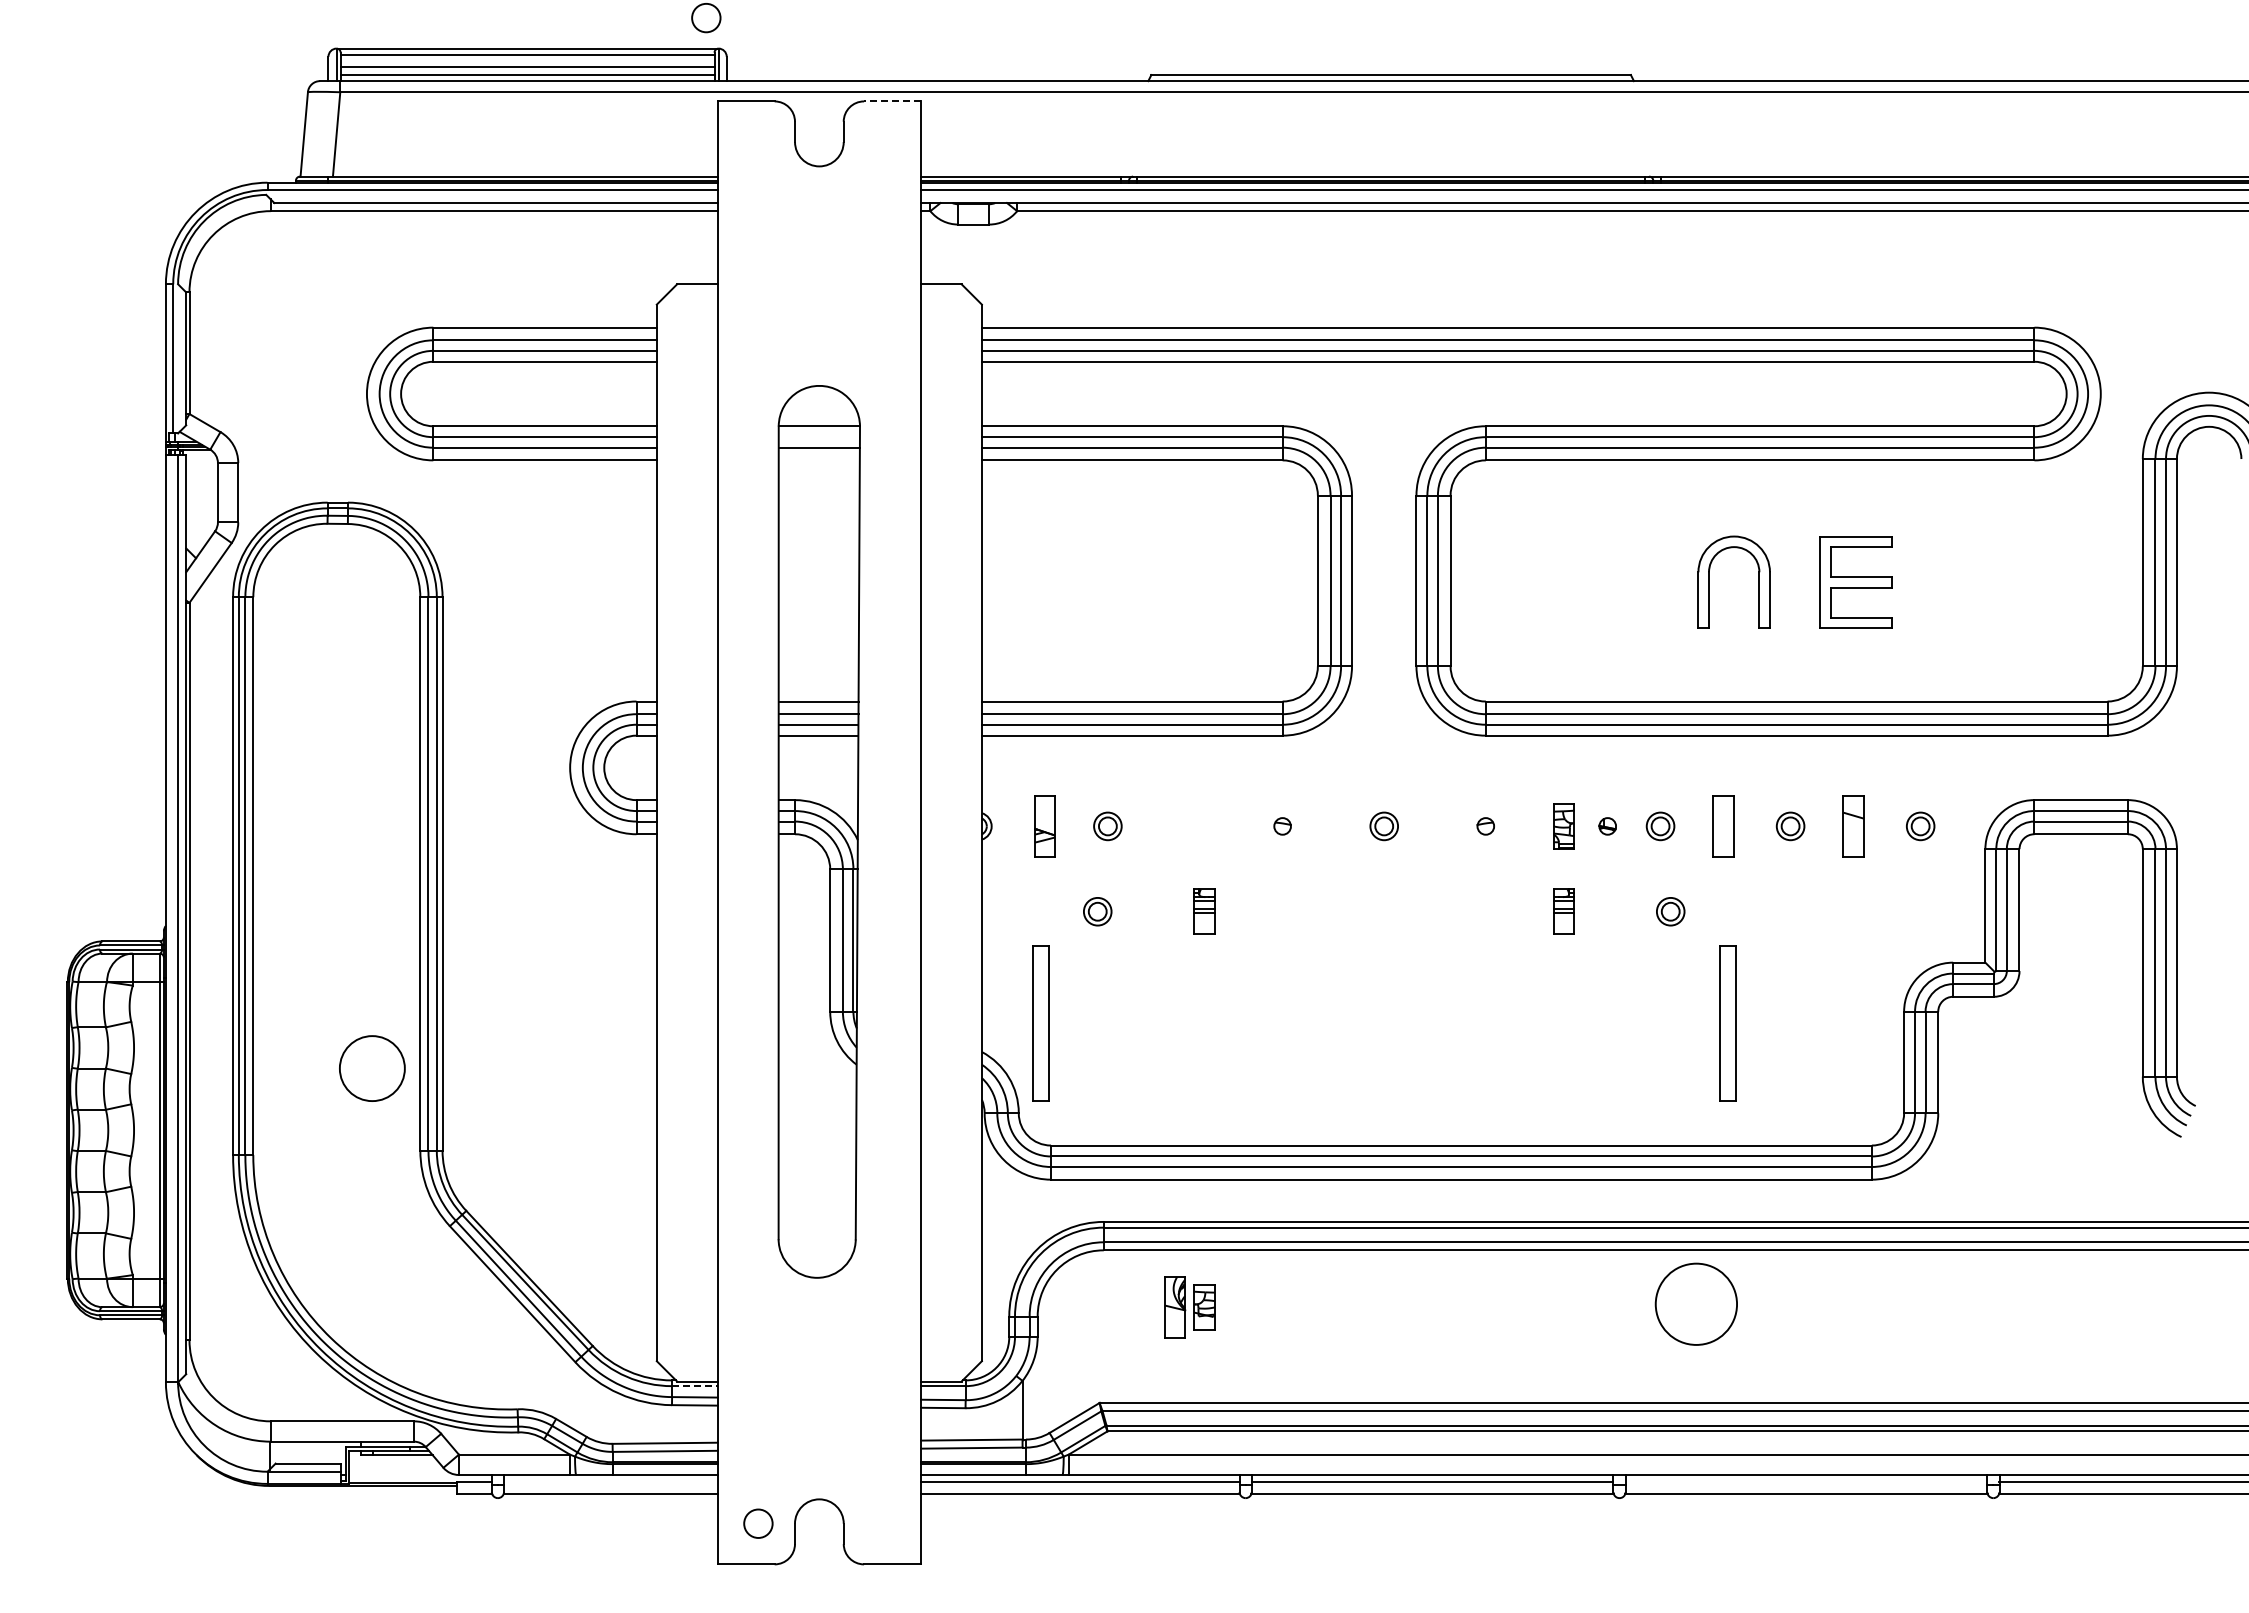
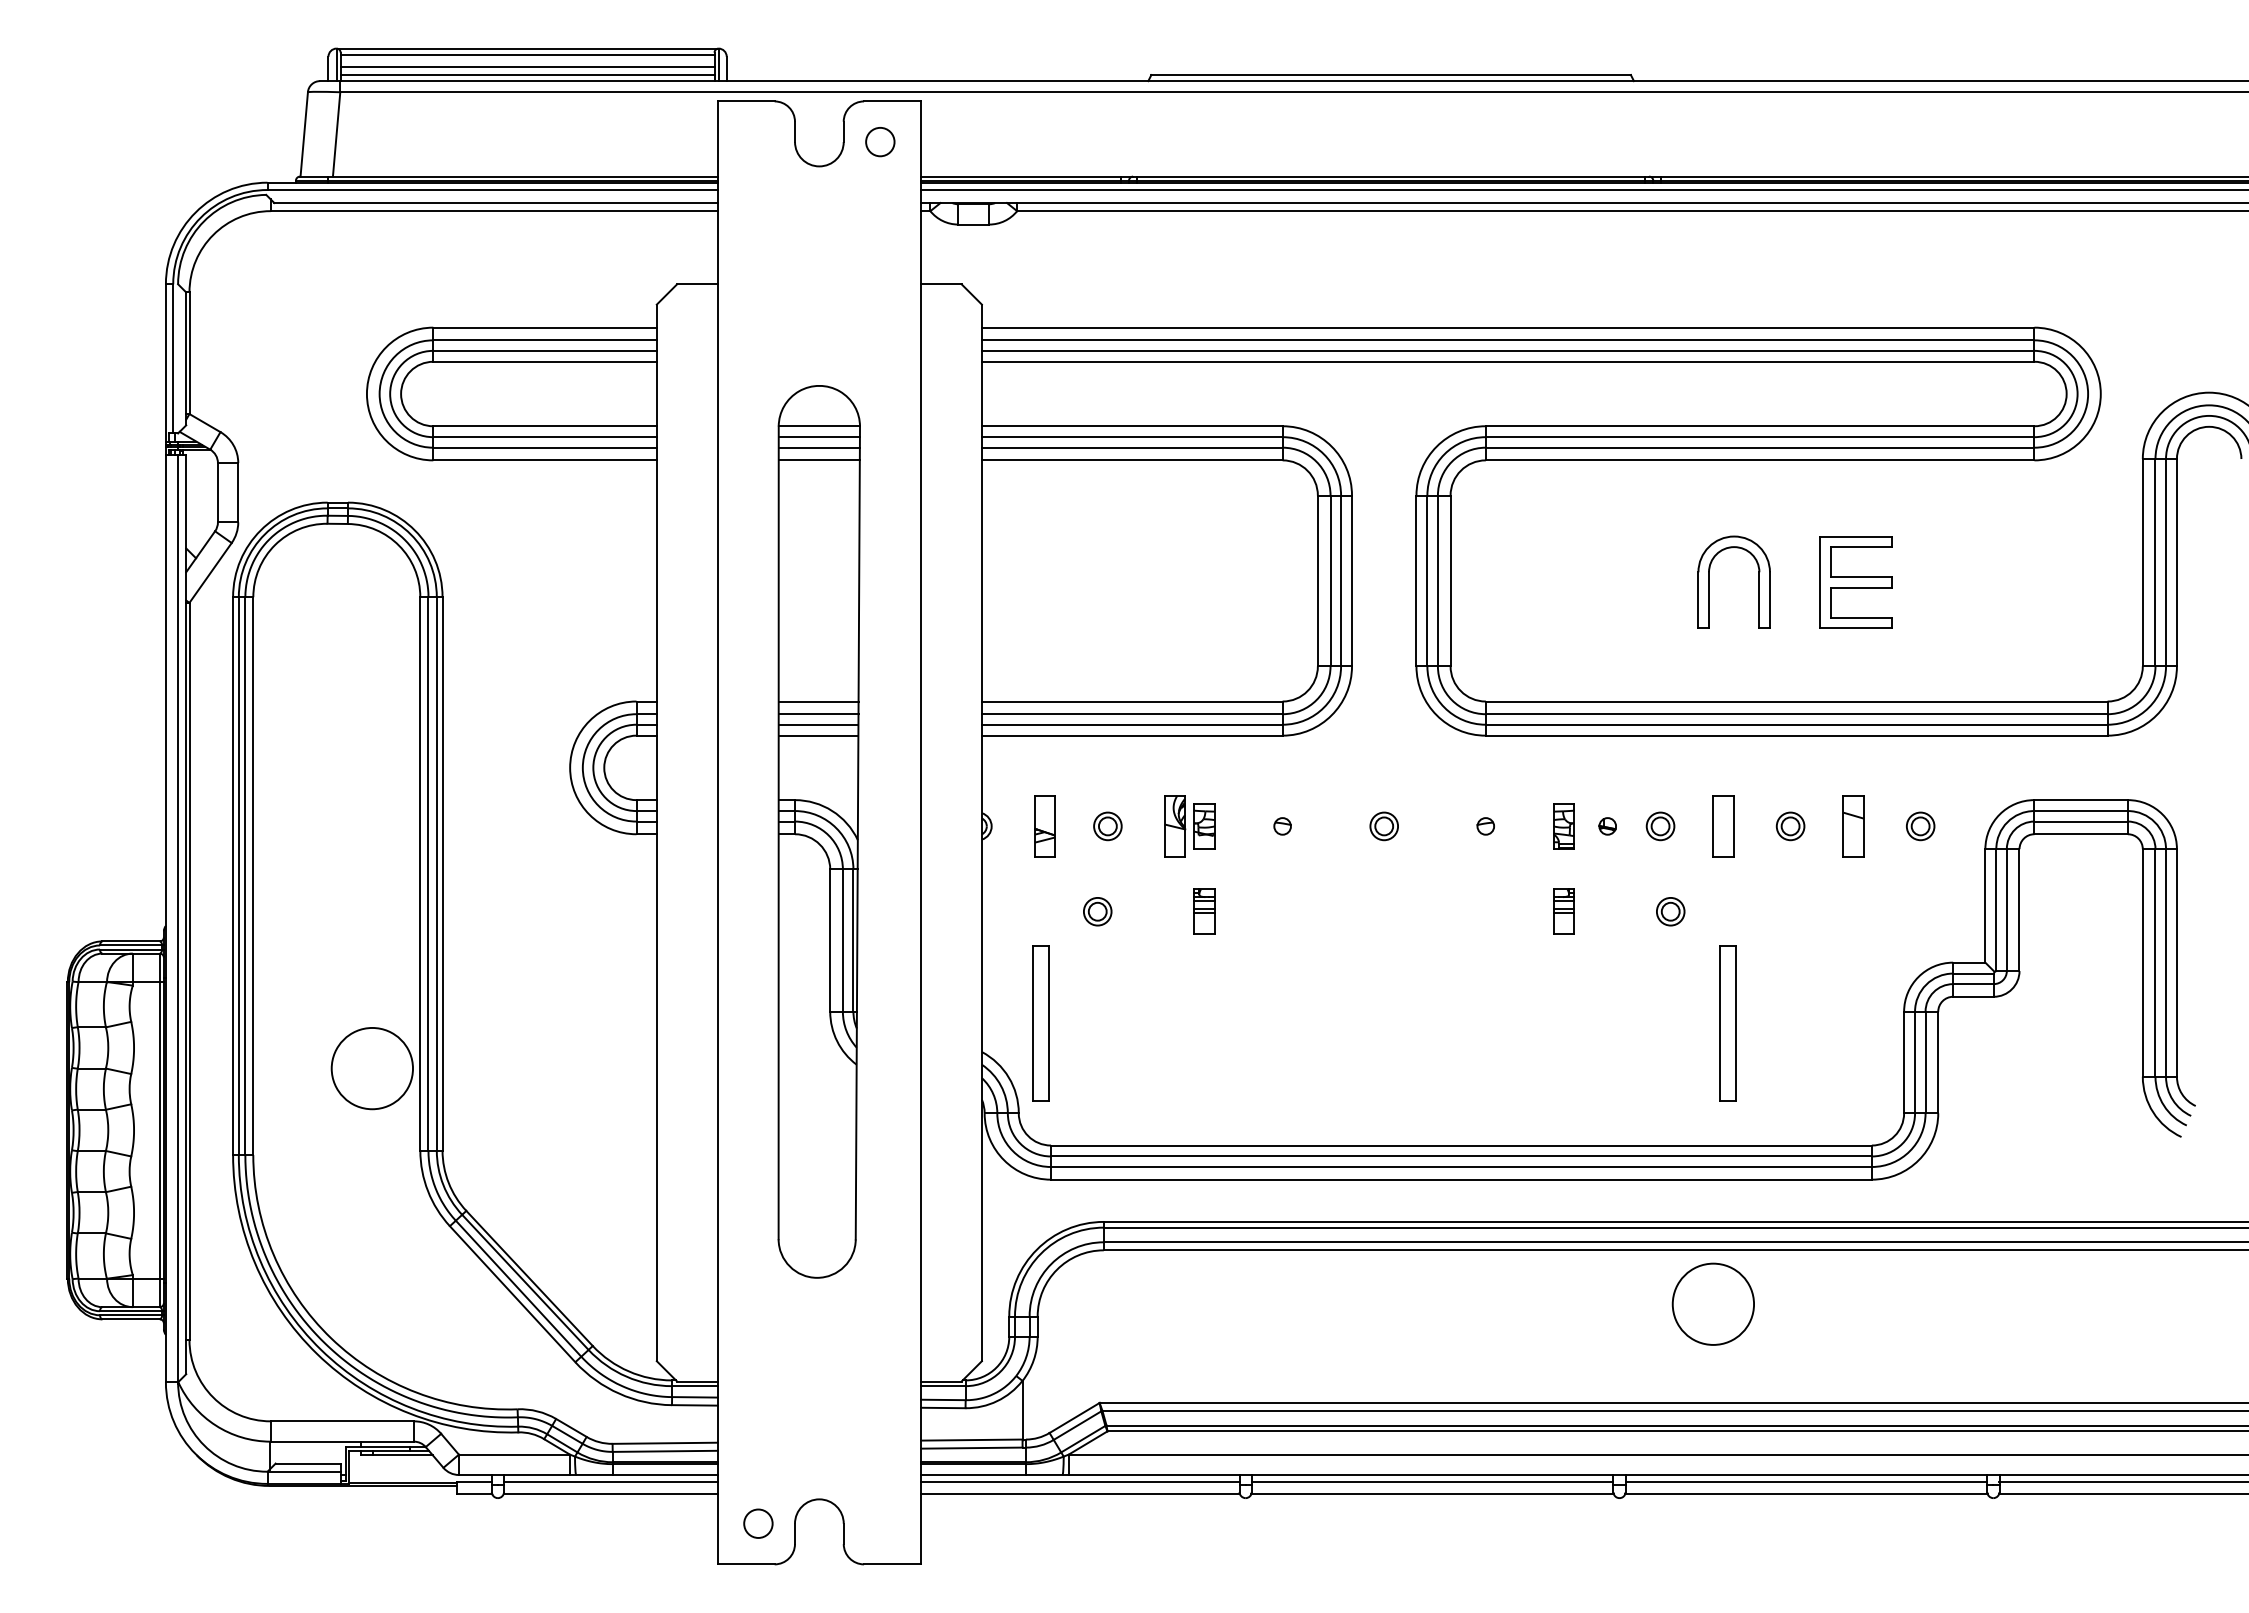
circle position: (706, 18) -> (880, 142) (880, 142)
line: dashed -> solid (892, 101)
line: none -> present (818, 437)
line: none -> present (818, 460)
circle diameter: 65 px -> 81 px (372, 1068)
circle position: (1695, 1303) -> (1712, 1303) (1712, 1303)
part position: (1189, 1307) -> (1189, 826) (1189, 826)
line: dashed -> solid (694, 1386)
line: none -> present (610, 1482)
line: none -> present (1806, 1482)
